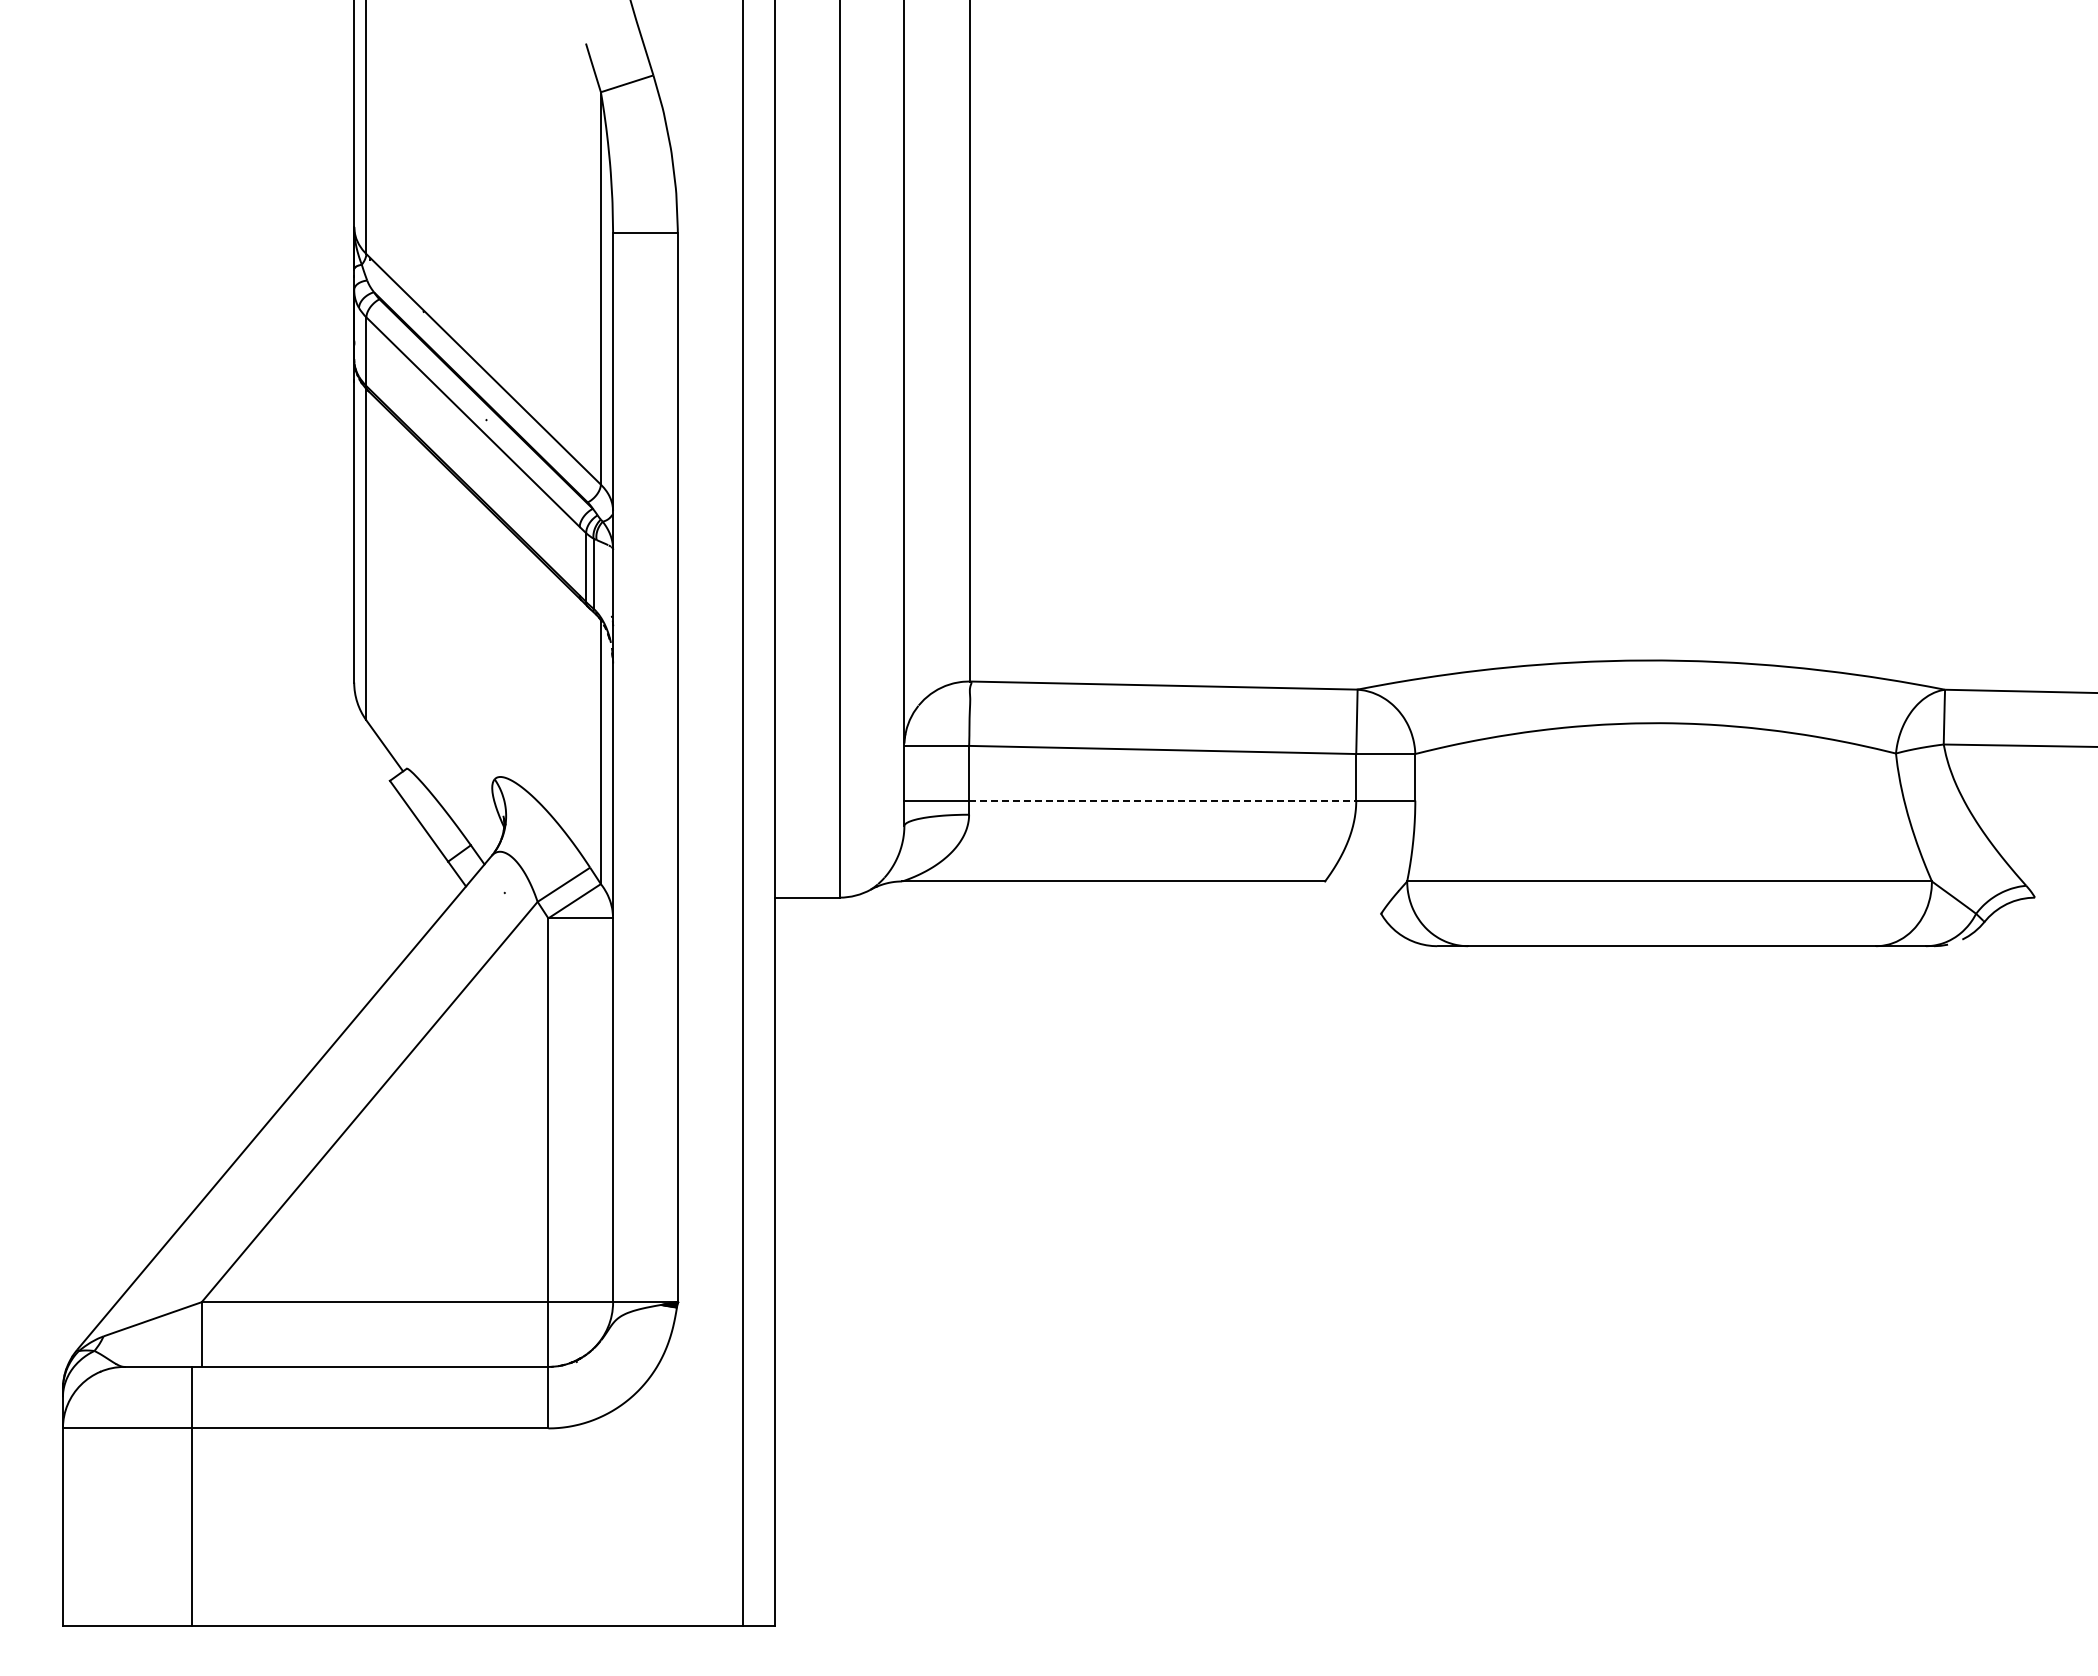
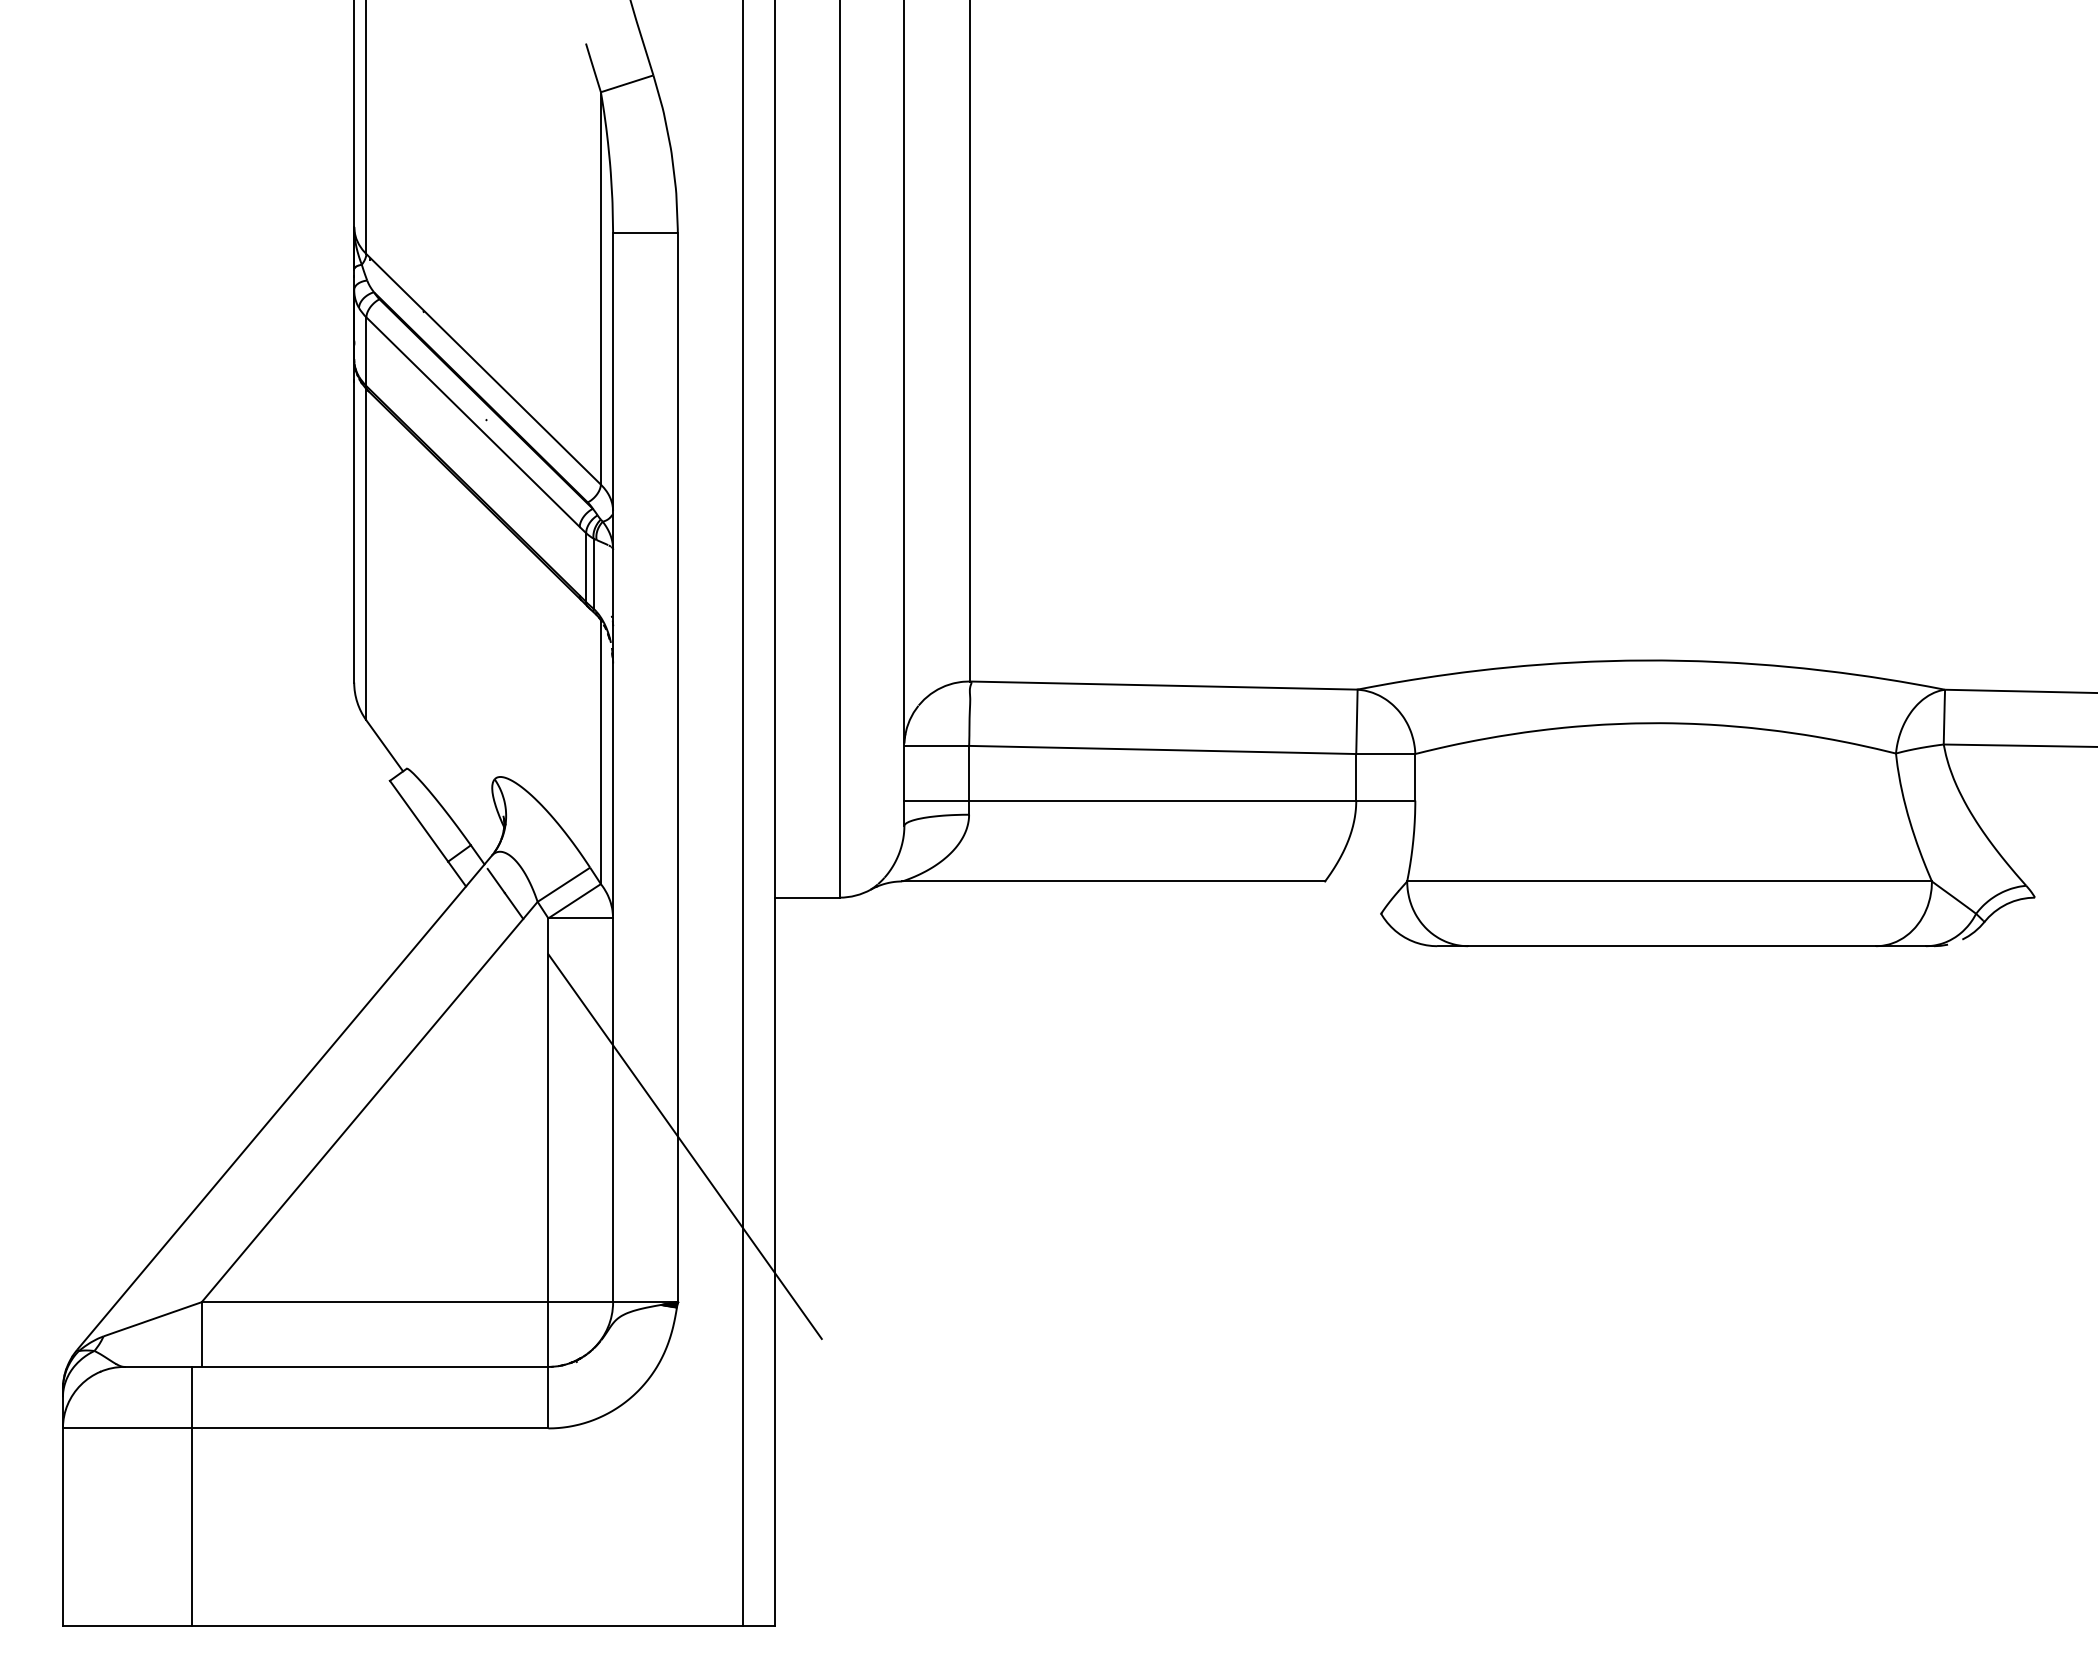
line: dashed -> solid (1162, 800)
line: none -> present (505, 893)
line: none -> present (684, 1146)
